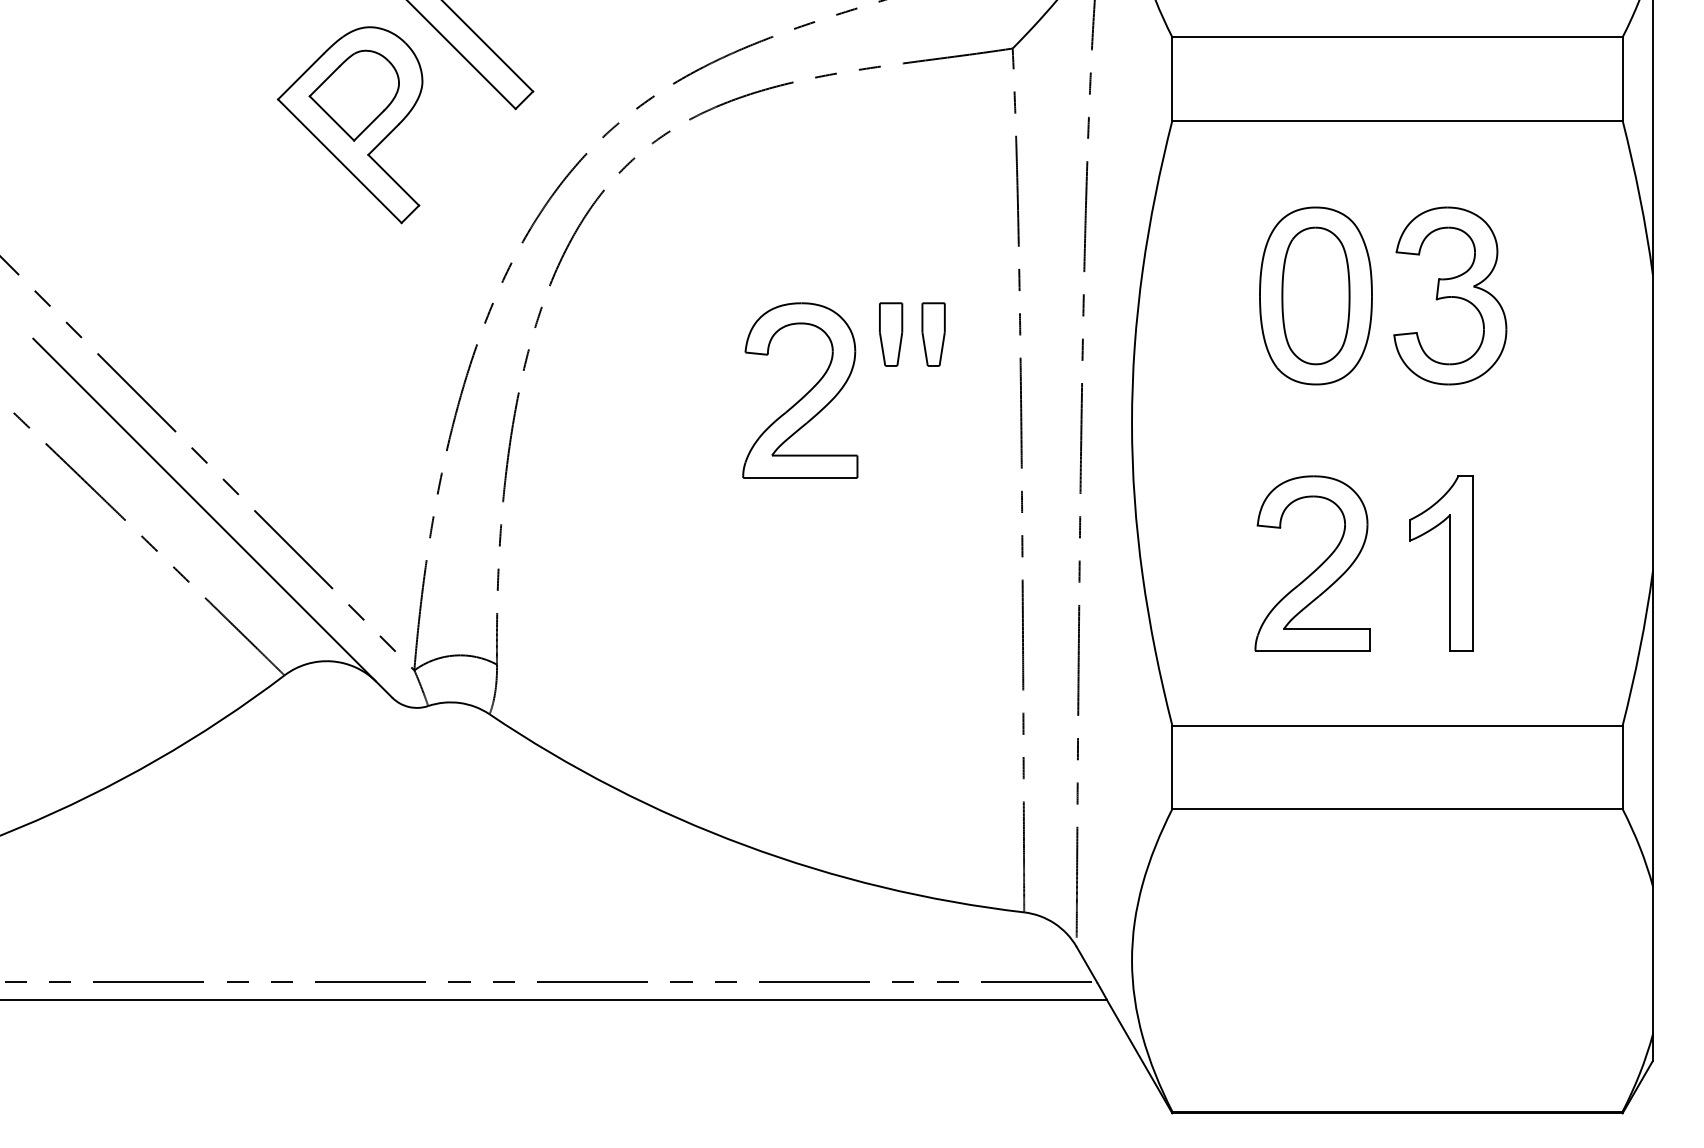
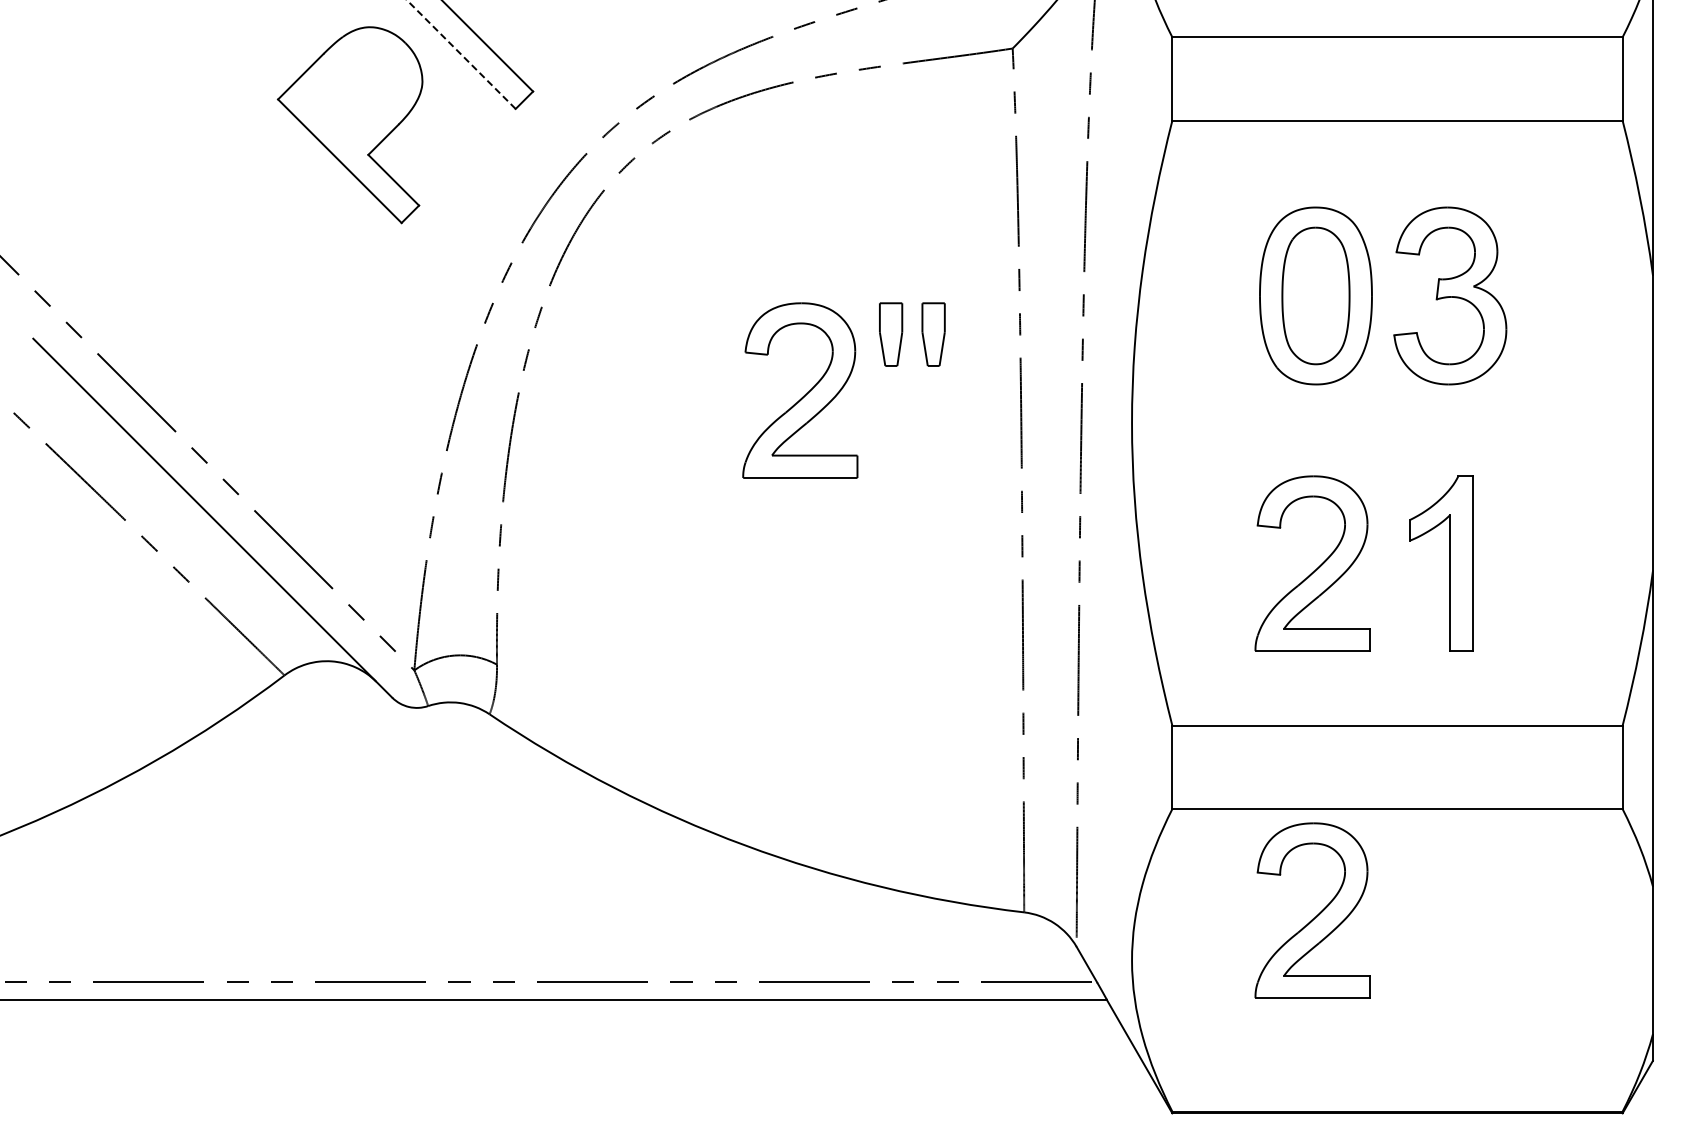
line: solid -> dashed (461, 54)
part: present -> none (353, 95)
part: none -> present (1317, 914)
